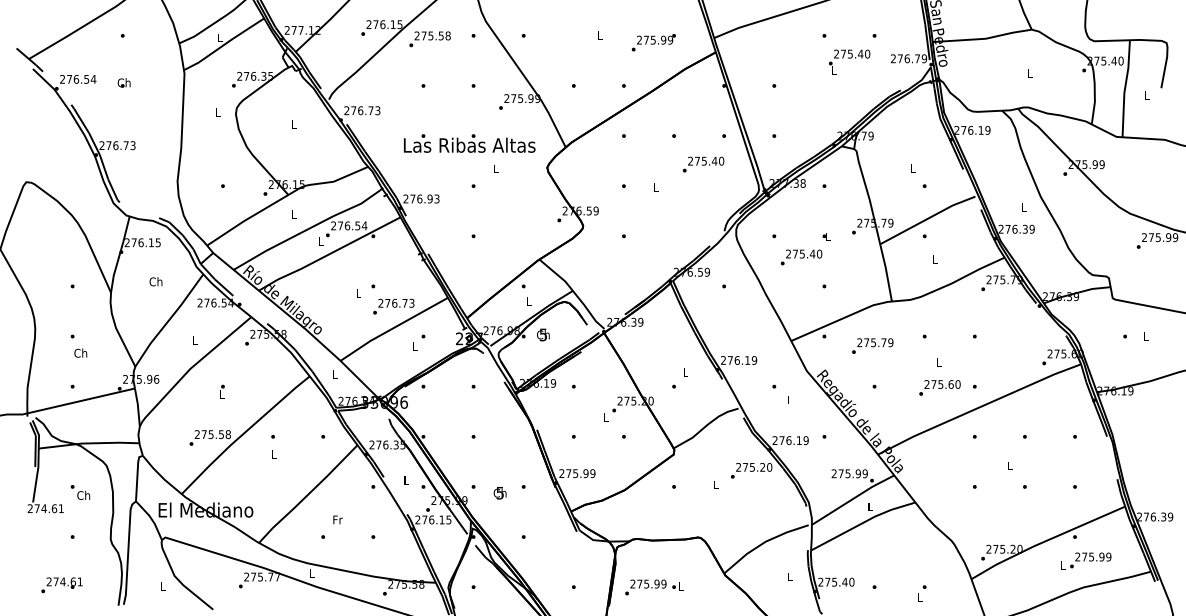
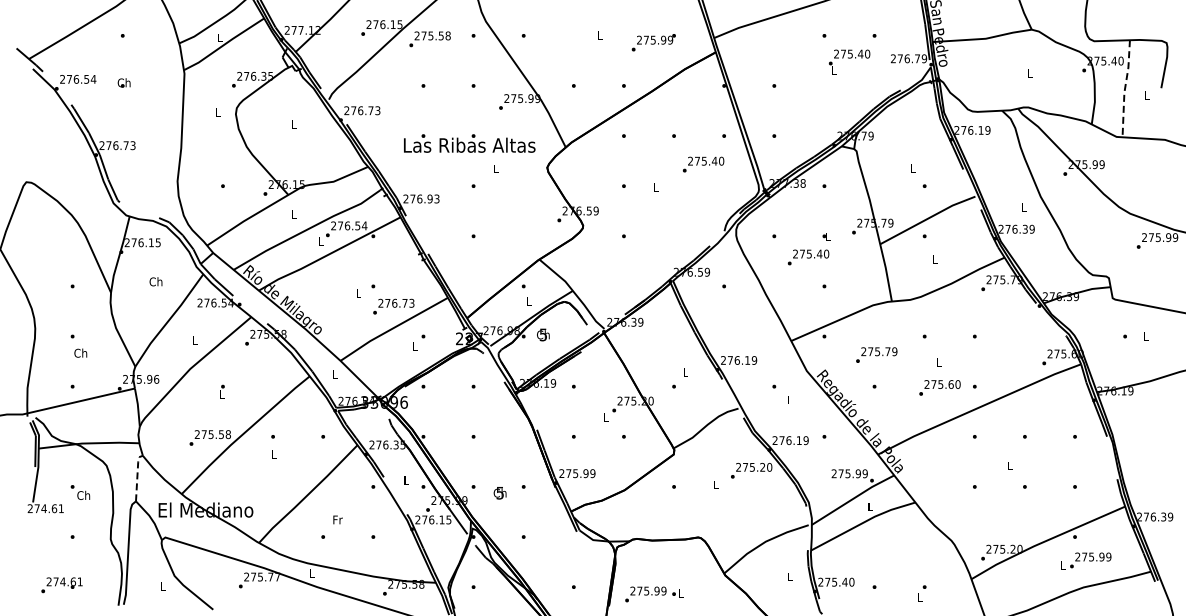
line: solid -> dashed (1125, 89)
text position: (801, 257) -> (808, 257) (808, 257)
text position: (872, 345) -> (876, 354) (876, 354)
line: solid -> dashed (137, 475)
text position: (654, 587) -> (654, 594) (654, 594)
